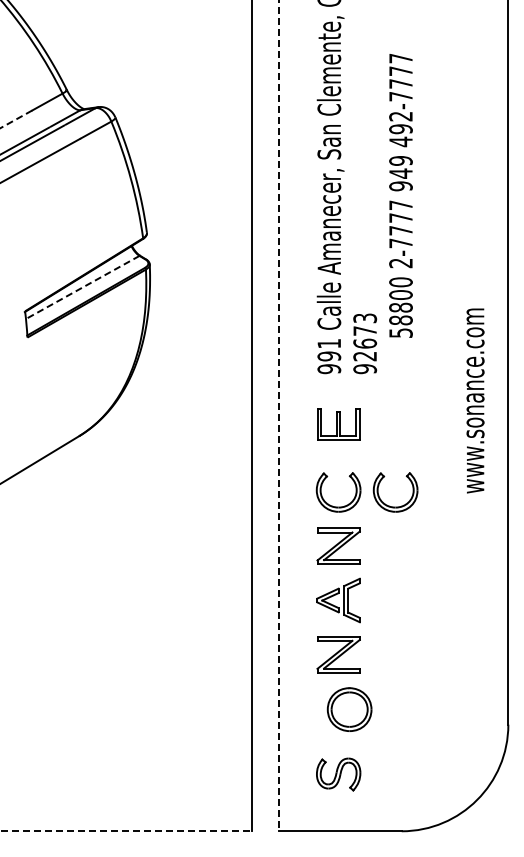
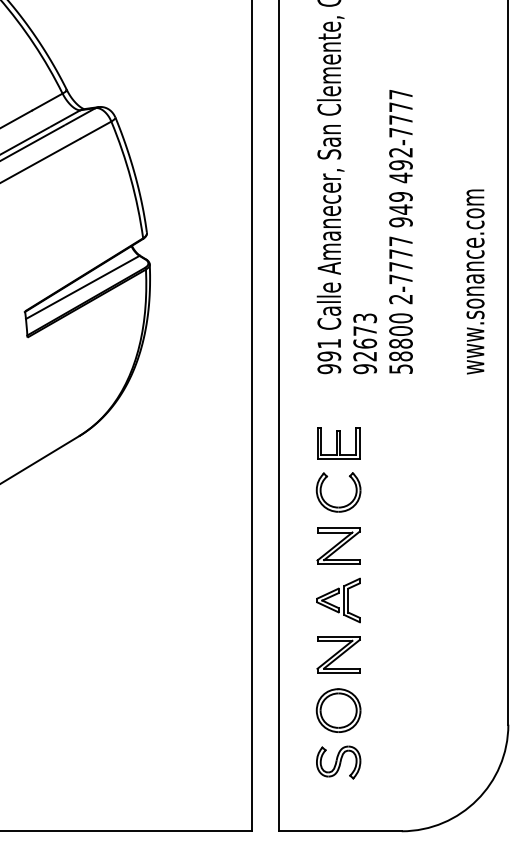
line: dashed -> solid (15, 119)
text position: (400, 195) -> (400, 231) (400, 231)
line: dashed -> solid (82, 287)
text position: (475, 400) -> (475, 281) (475, 281)
line: dashed -> solid (278, 416)
part position: (338, 424) -> (338, 443) (338, 443)
part: present -> none (395, 506)
part position: (349, 709) -> (338, 710) (338, 710)
part position: (338, 774) -> (338, 762) (338, 762)
line: dashed -> solid (126, 831)
